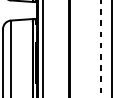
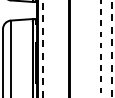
line: solid -> dashed (111, 48)
line: solid -> dashed (43, 49)
